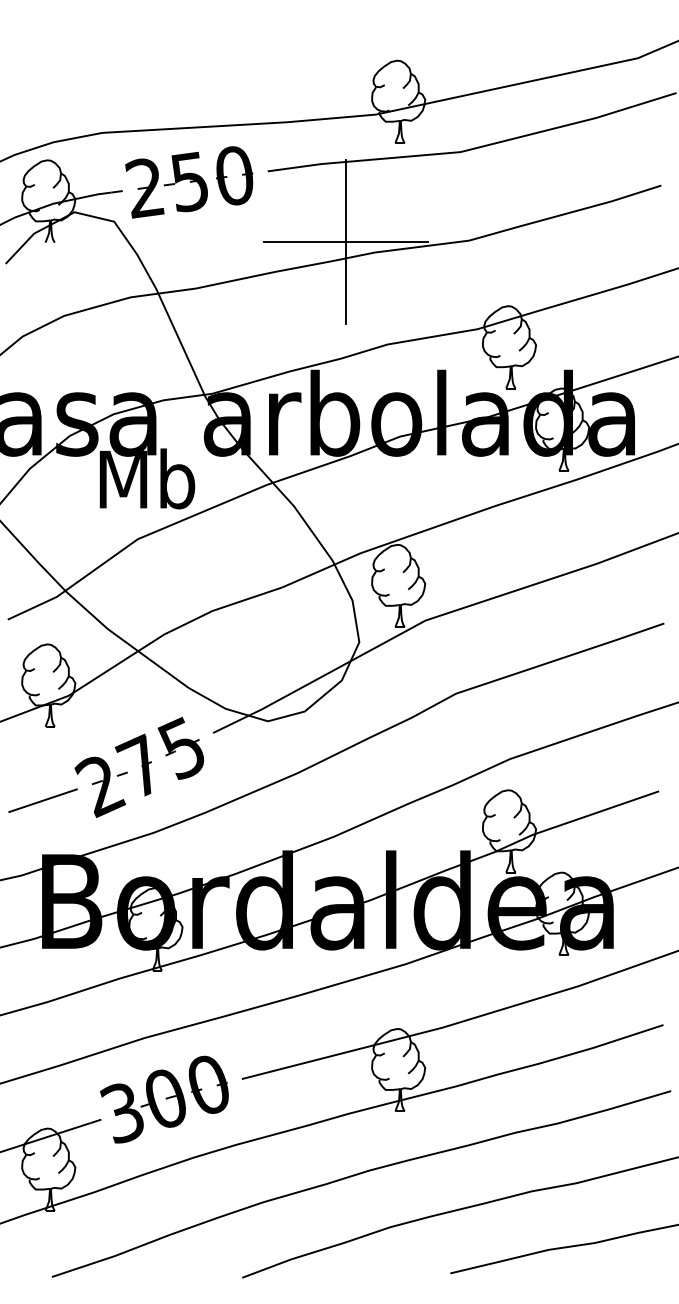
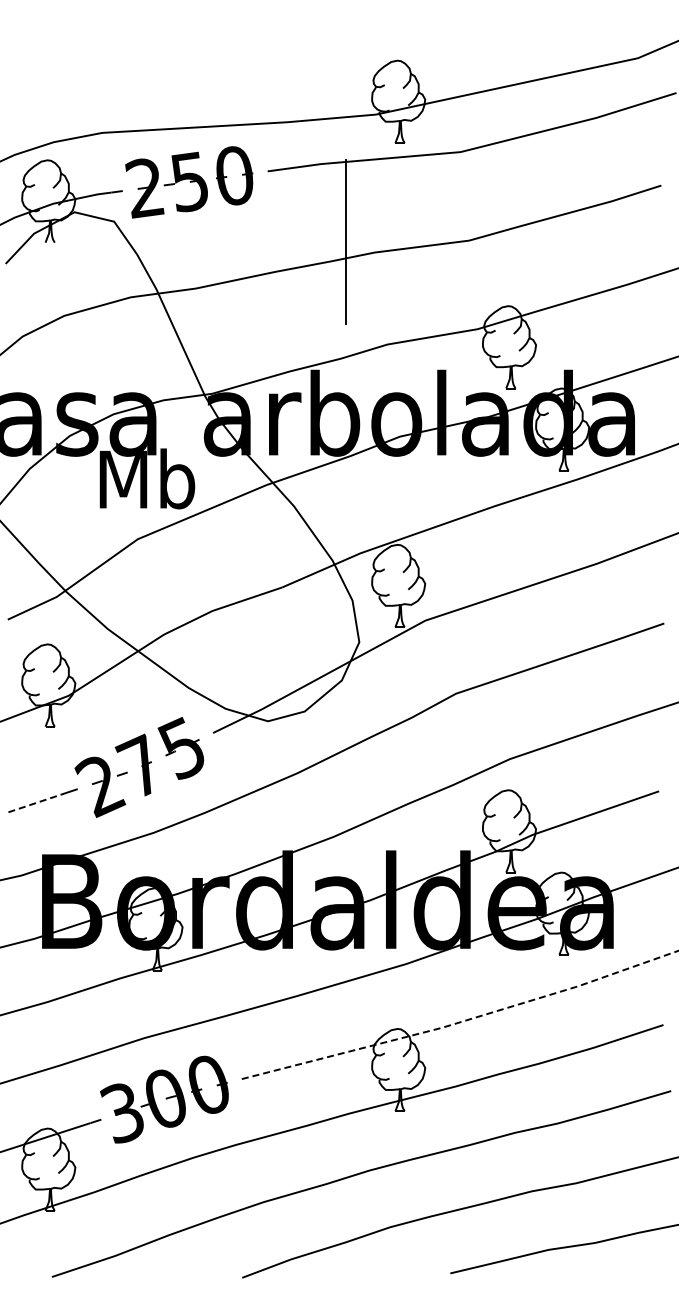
line: present -> none (346, 241)
line: solid -> dashed (37, 802)
line: solid -> dashed (463, 1021)
